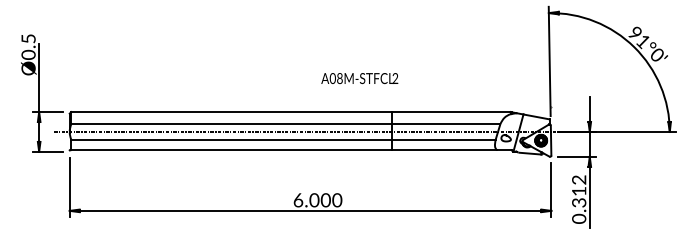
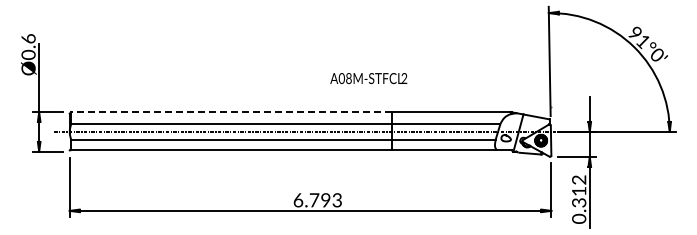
text: Ø0.5 -> Ø0.6 (28, 38)
text position: (359, 78) -> (368, 78) (368, 78)
line: solid -> dashed (231, 112)
text: 6.000 -> 6.793 (325, 200)
